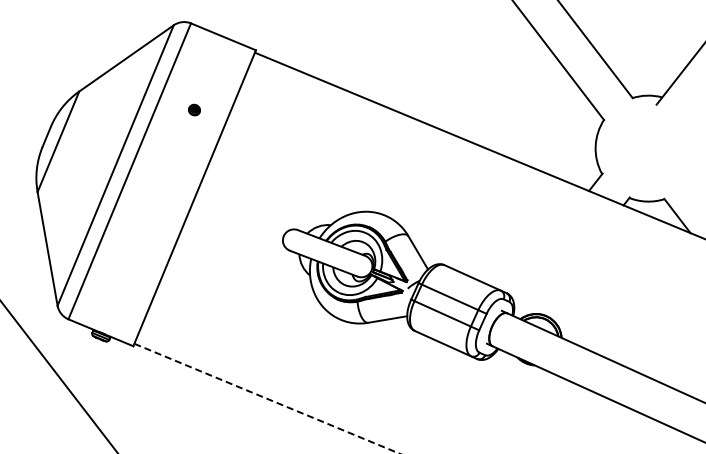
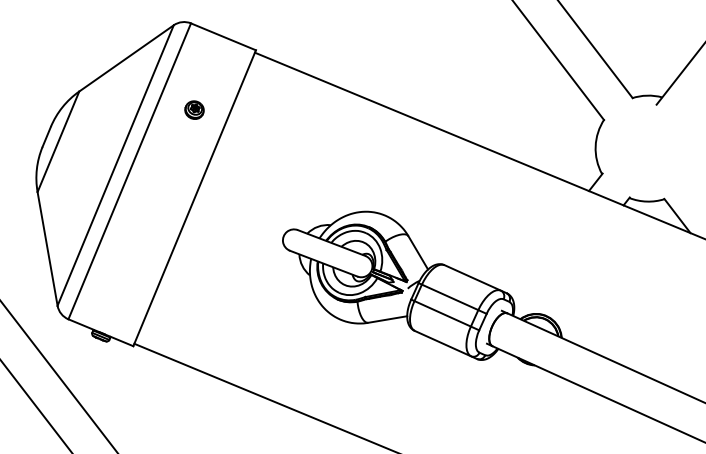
part size: 13x14 px -> 21x20 px (194, 109)
line: dashed -> solid (267, 398)
line: none -> present (36, 406)
